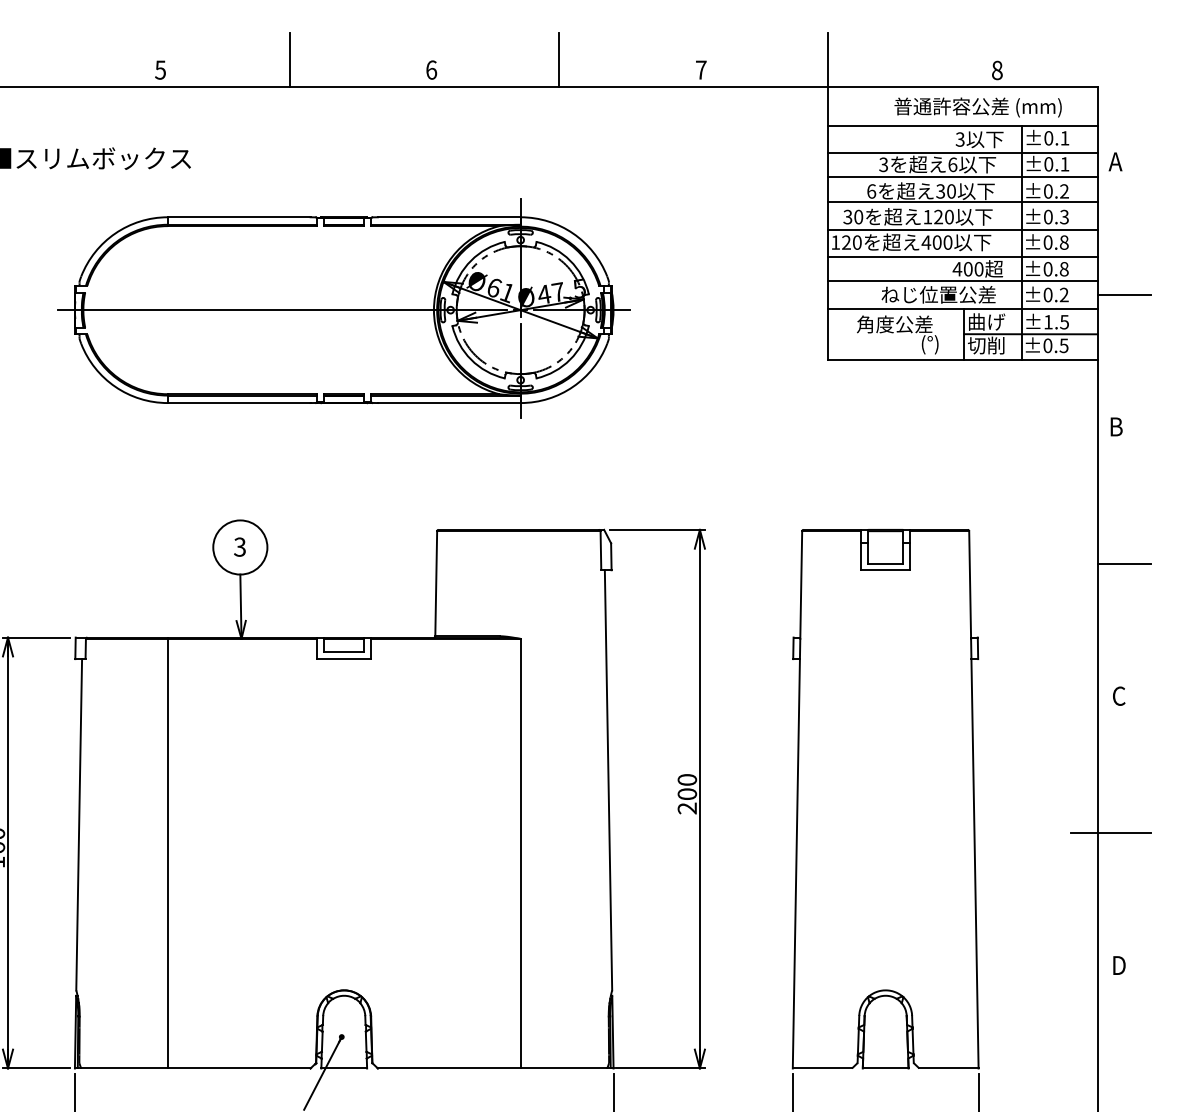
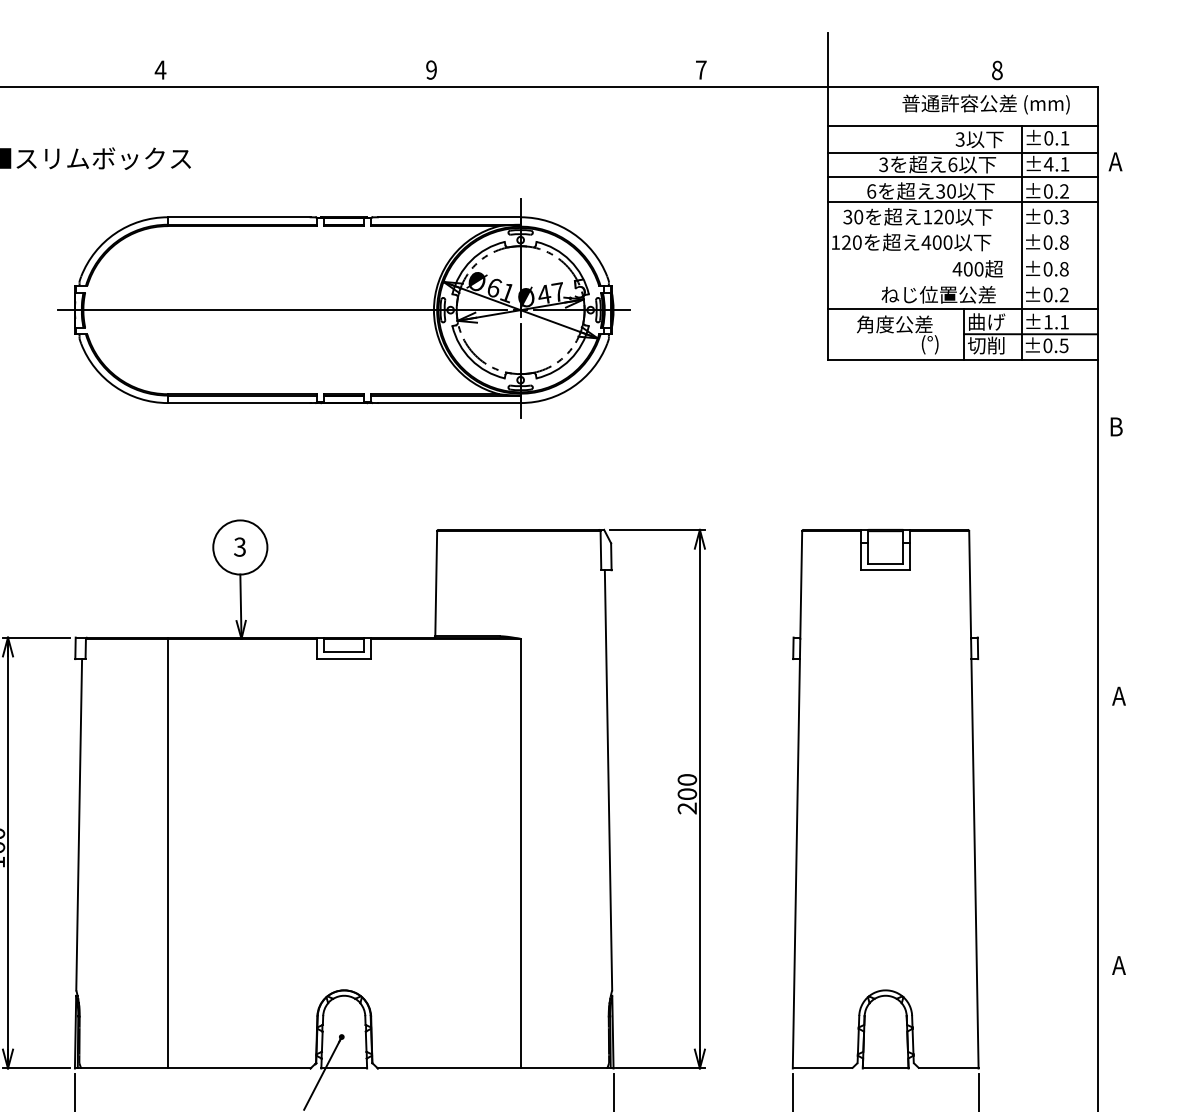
line: present -> none (289, 60)
line: present -> none (558, 60)
text: 5 -> 4 (160, 69)
text: 6 -> 9 (431, 69)
text position: (977, 107) -> (985, 104) (985, 104)
text: ±0.1 -> ±4.1 (1048, 164)
line: present -> none (962, 230)
line: present -> none (962, 256)
line: present -> none (962, 281)
line: present -> none (1124, 294)
text: ±1.5 -> ±1.1 (1064, 322)
line: present -> none (1124, 563)
text: C -> A (1118, 695)
line: present -> none (1110, 833)
text: D -> A (1118, 965)
